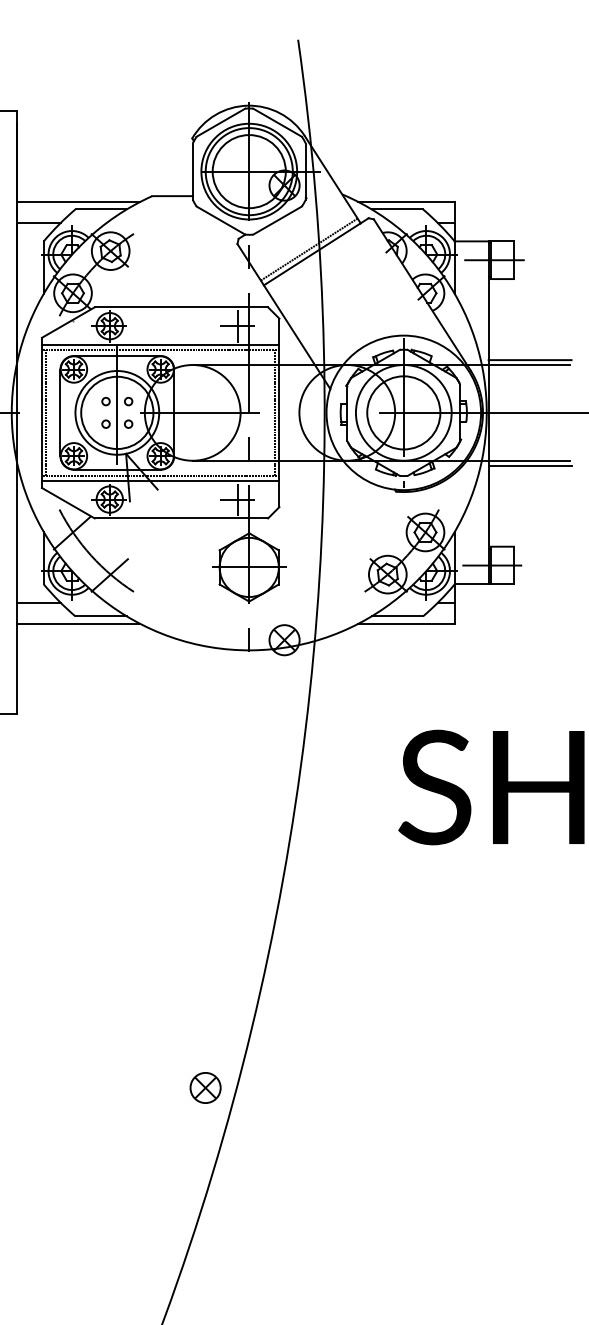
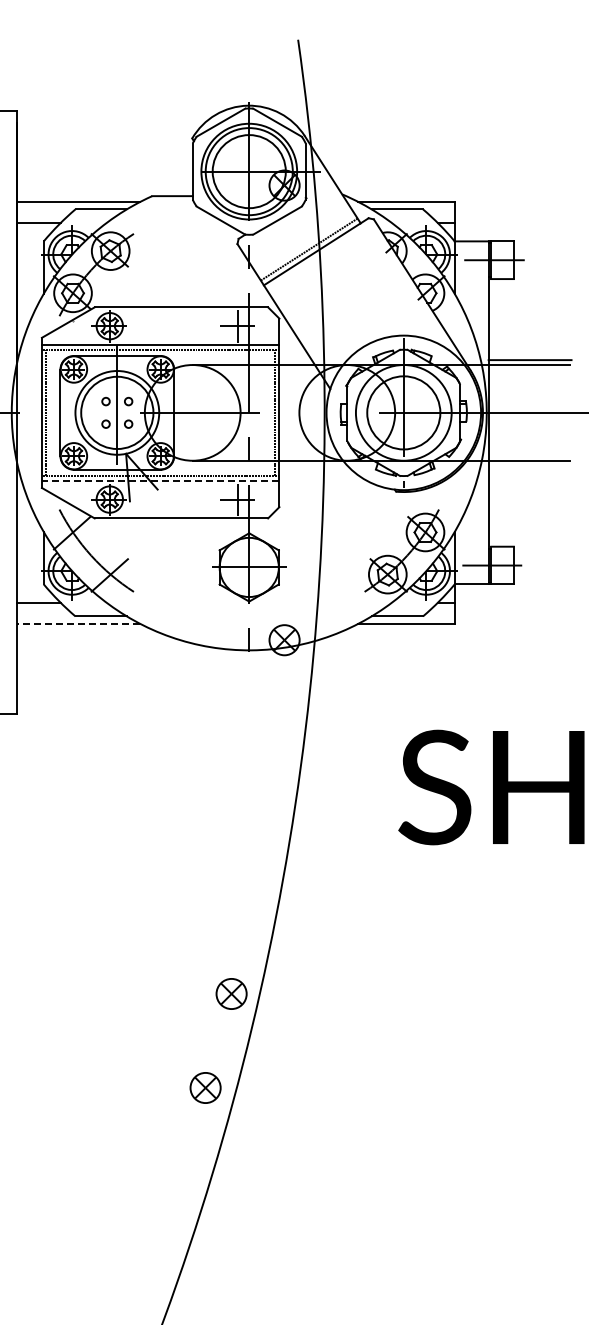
line: present -> none (529, 465)
line: solid -> dashed (160, 480)
line: solid -> dashed (78, 623)
part: none -> present (231, 993)
